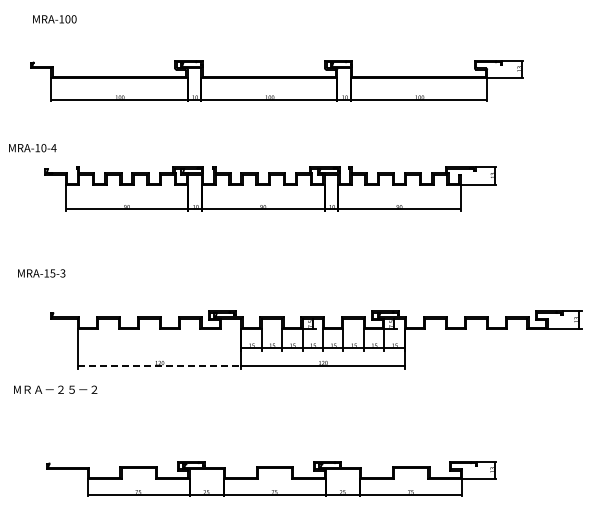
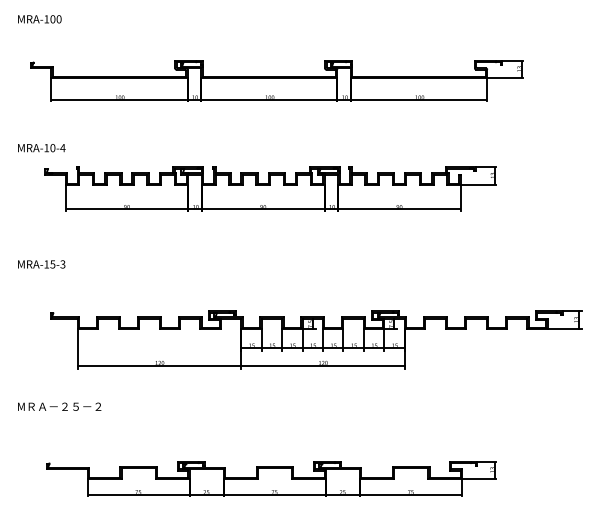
text position: (54, 19) -> (39, 19) (39, 19)
text position: (32, 148) -> (41, 148) (41, 148)
text position: (41, 273) -> (41, 264) (41, 264)
line: dashed -> solid (159, 365)
text position: (55, 389) -> (59, 406) (59, 406)
